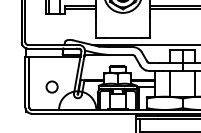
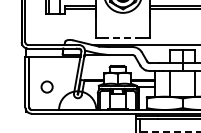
line: solid -> dashed (123, 38)
circle position: (51, 86) -> (46, 86) (46, 86)
line: solid -> dashed (169, 132)
